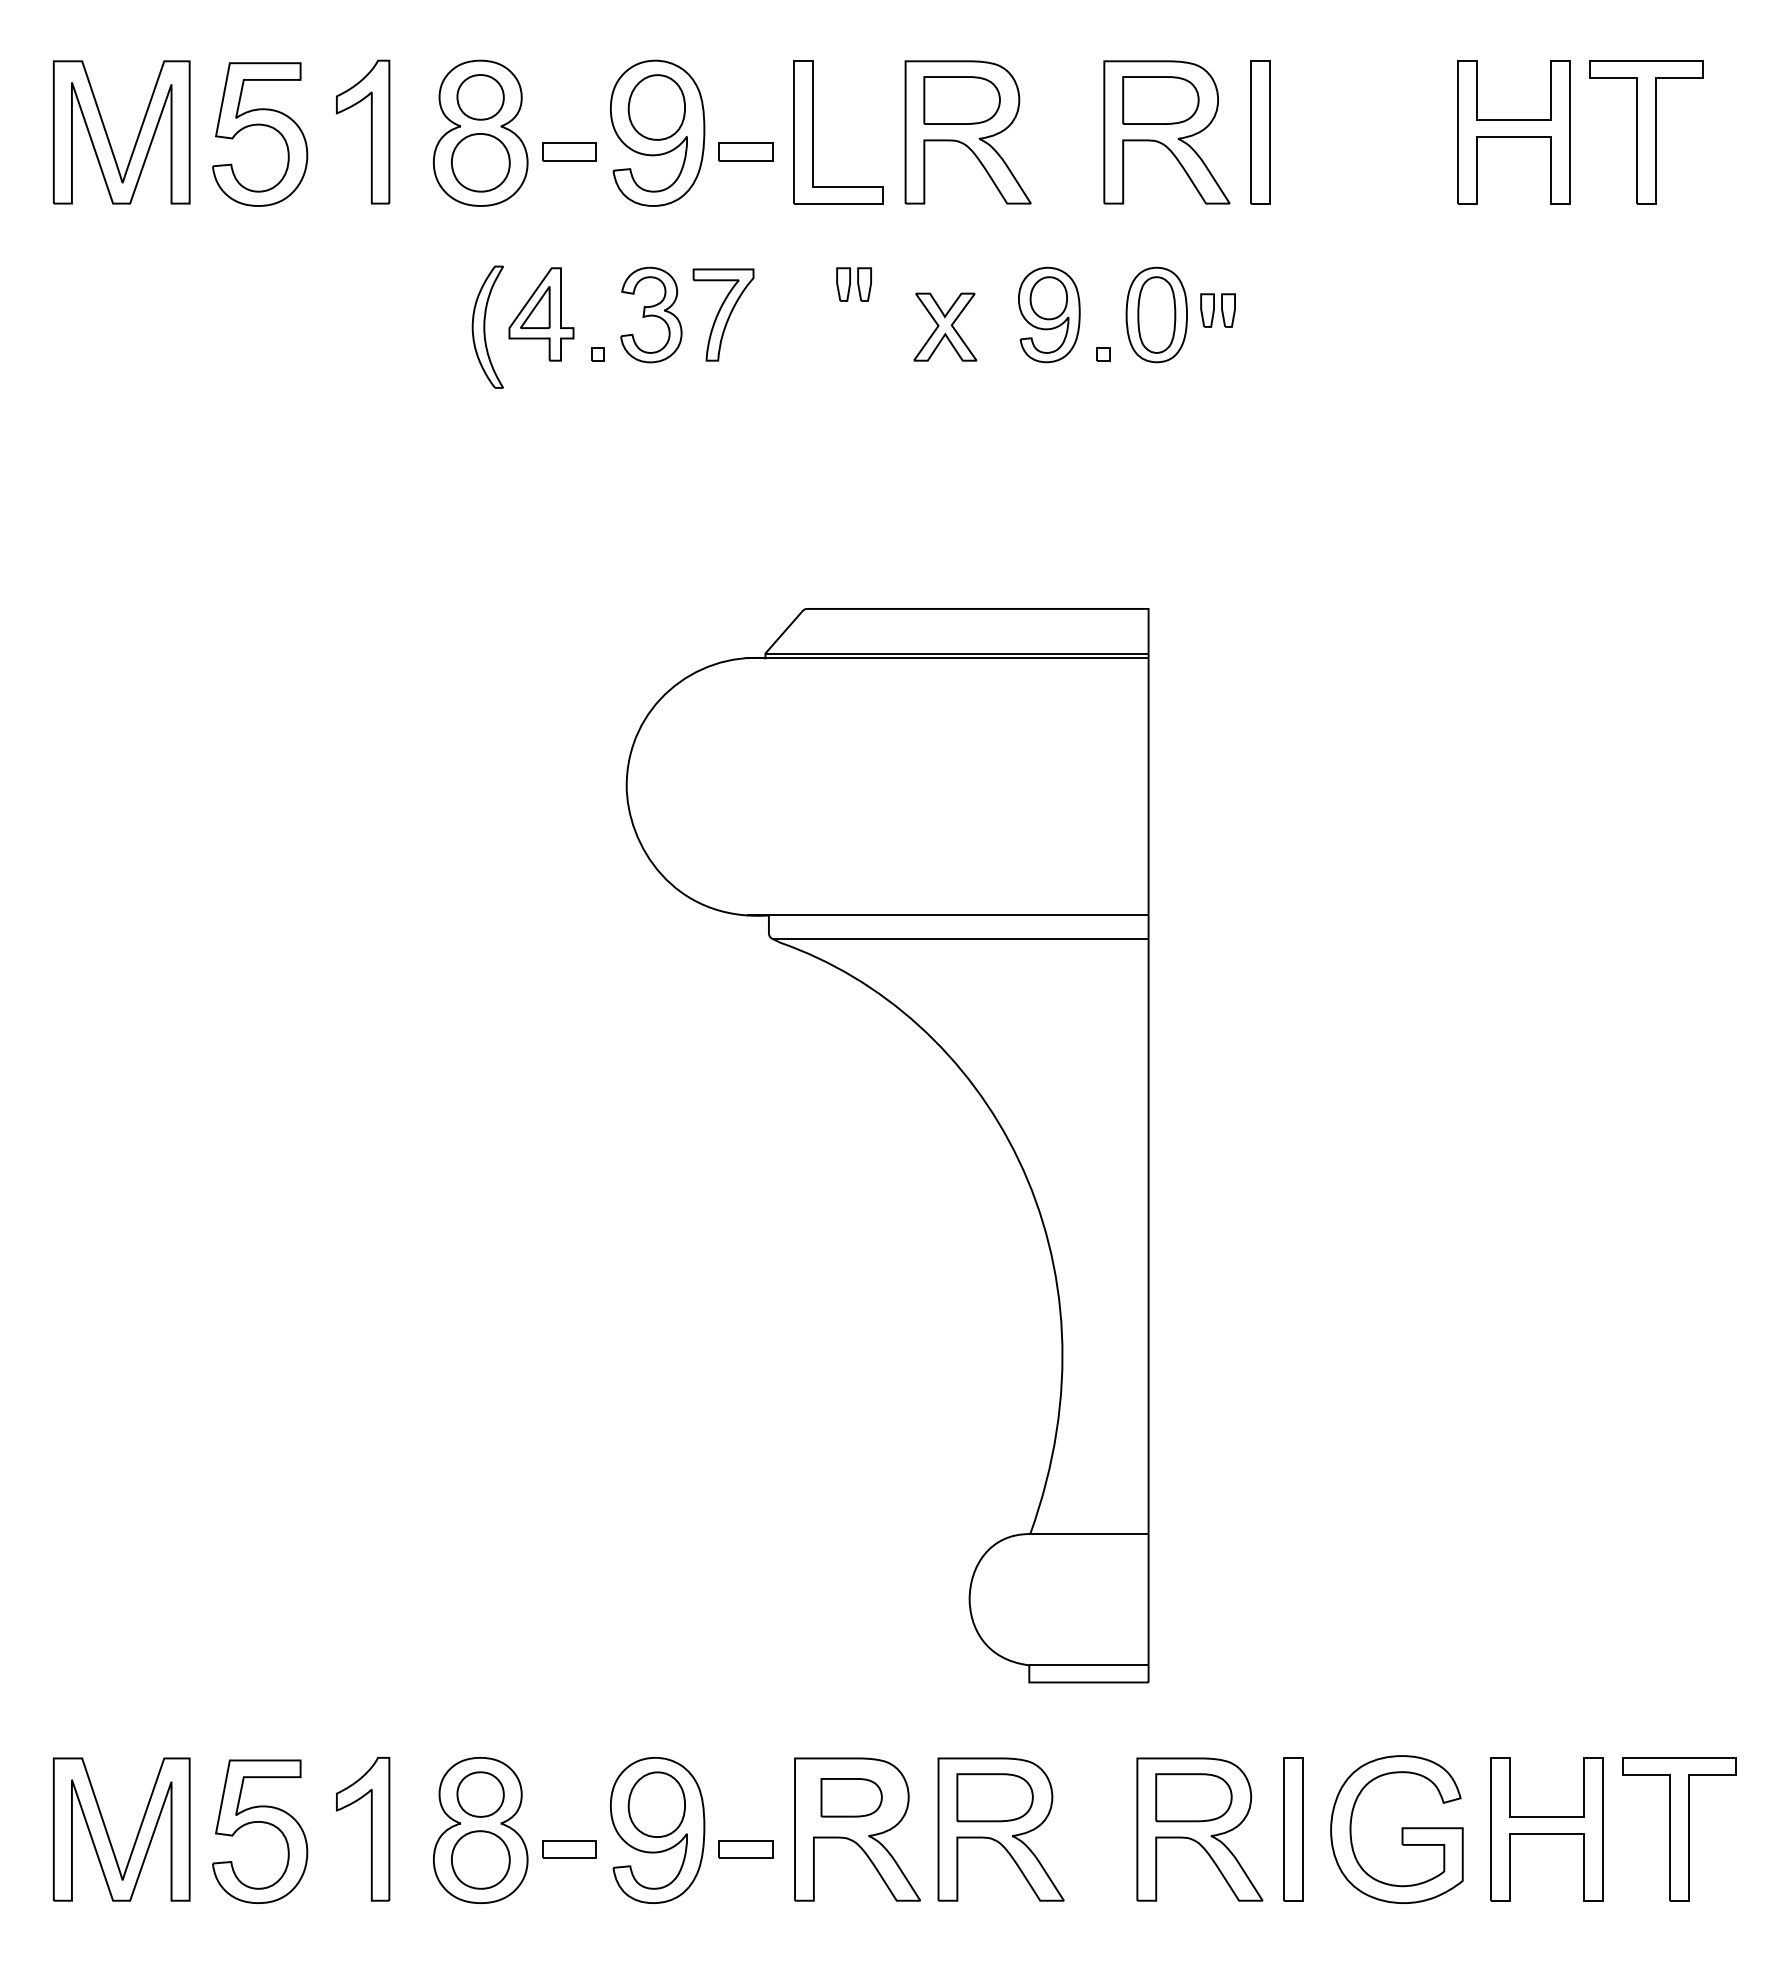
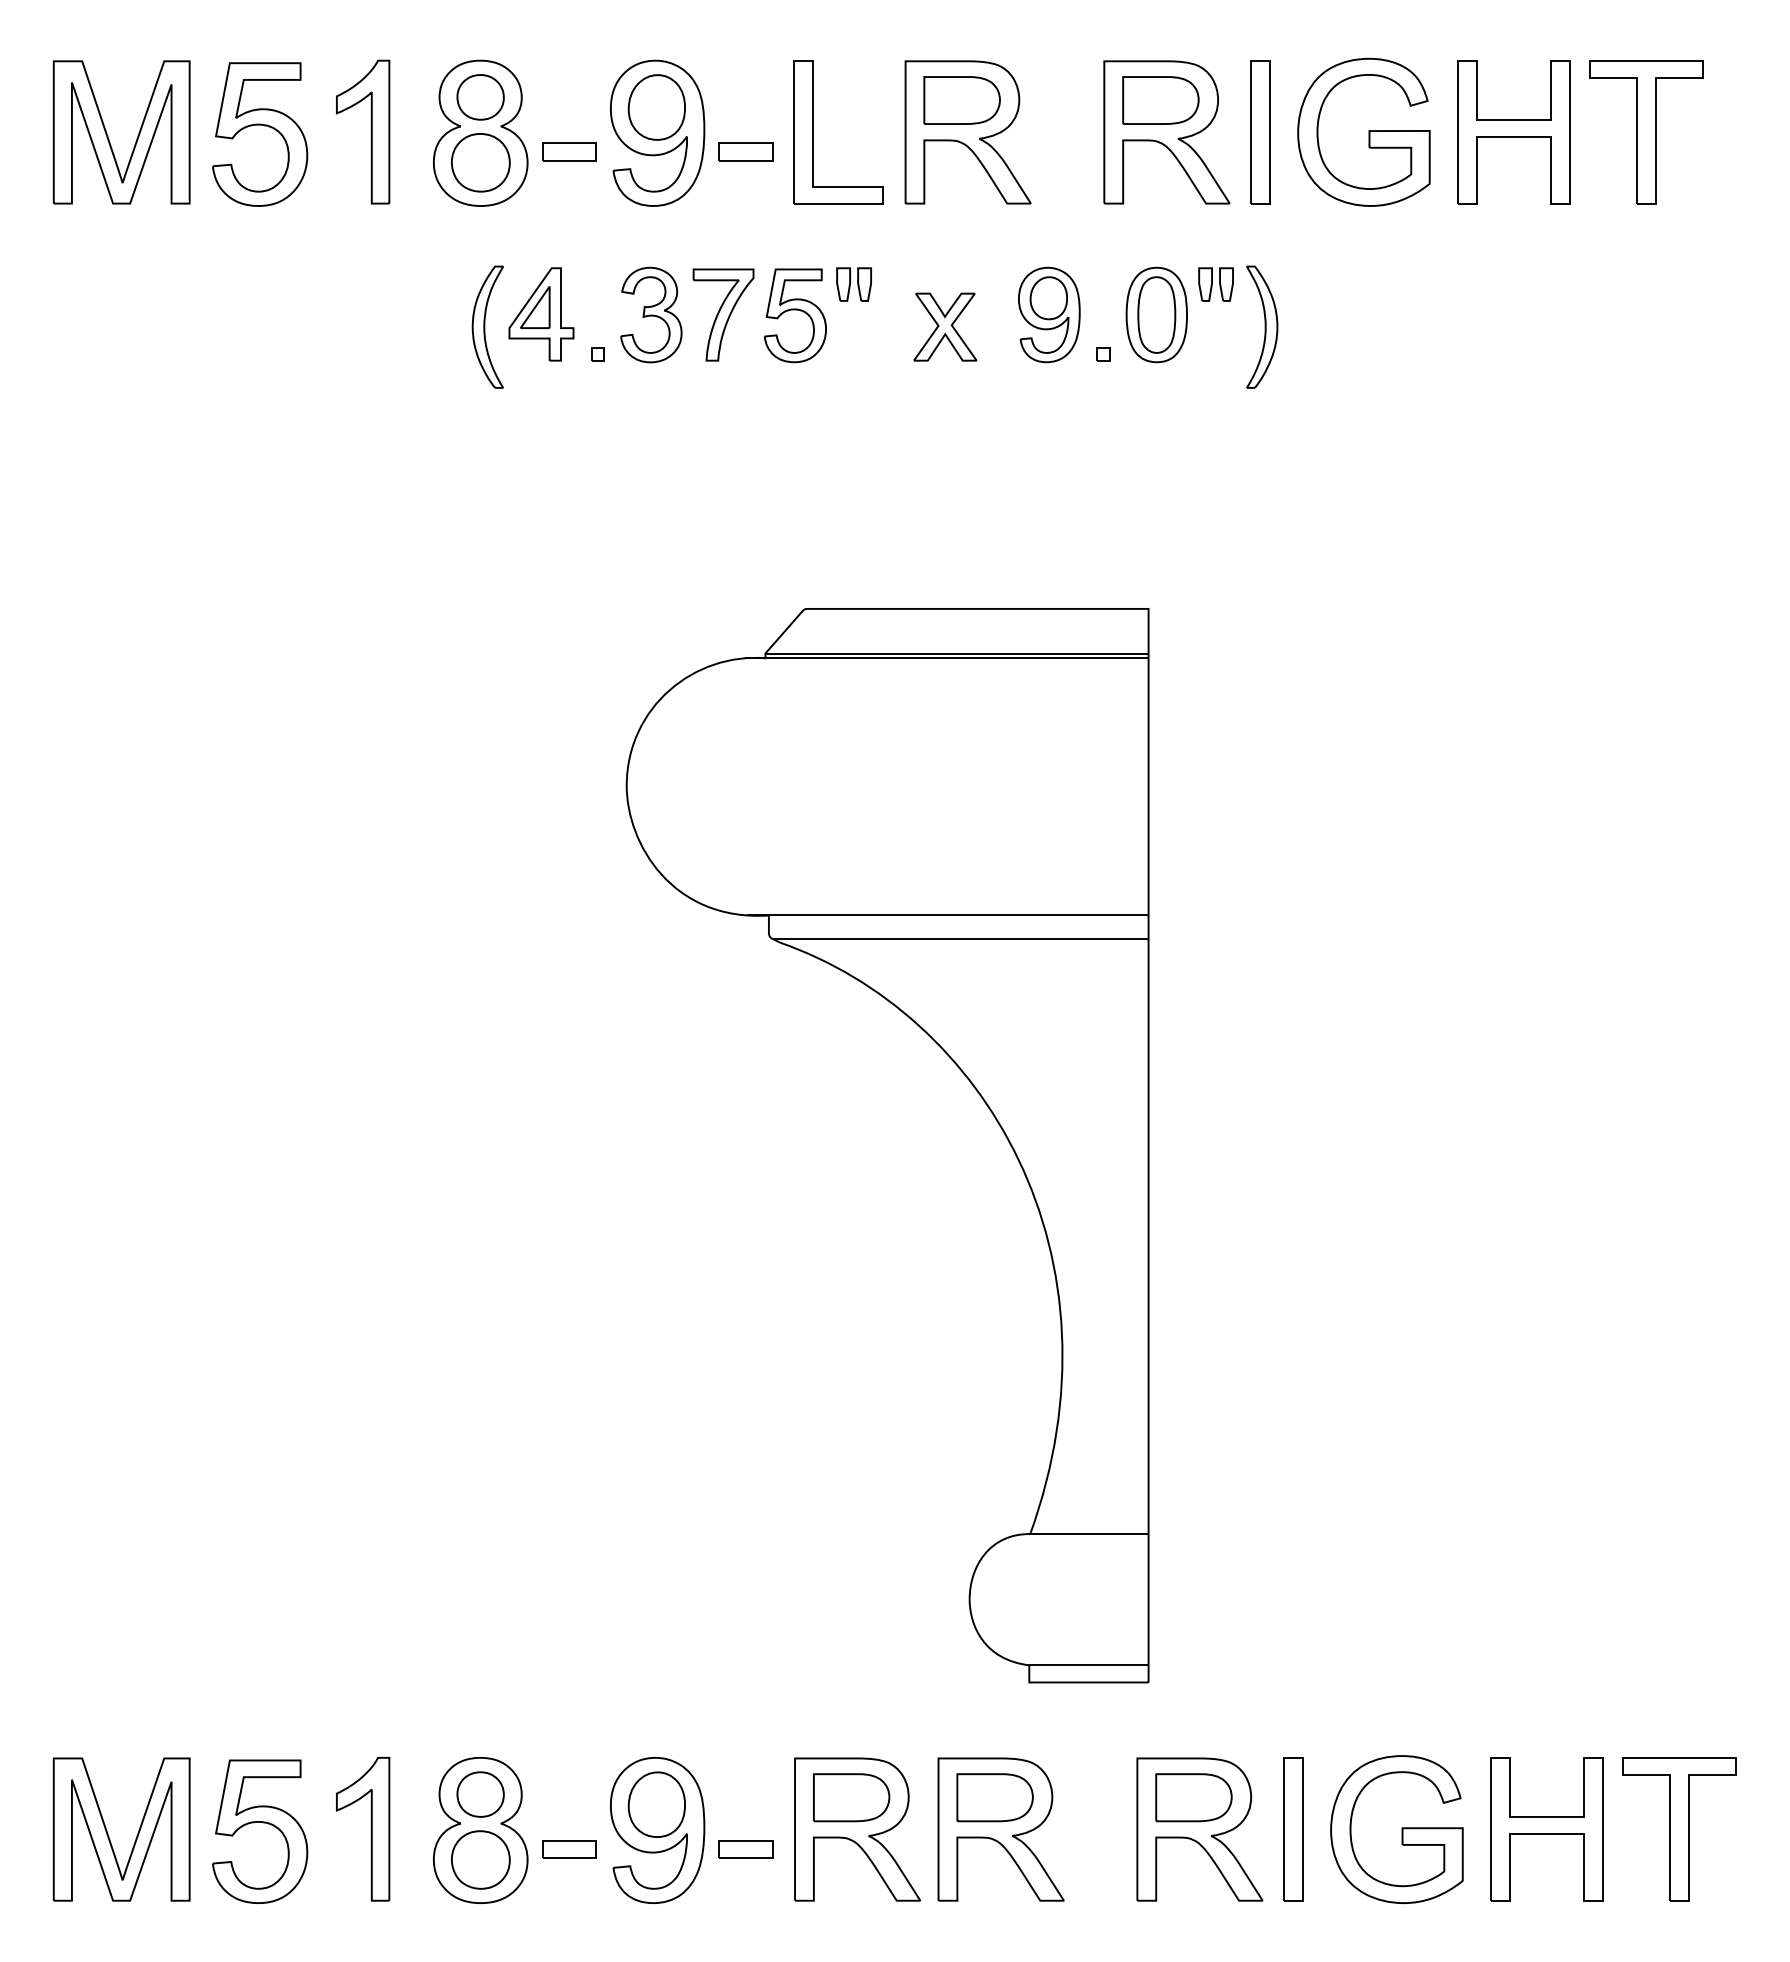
part: none -> present (1363, 131)
part position: (1217, 310) -> (1215, 284) (1215, 284)
part: none -> present (795, 315)
part: none -> present (1262, 326)
part size: 63x40 px -> 78x50 px (851, 1797)
